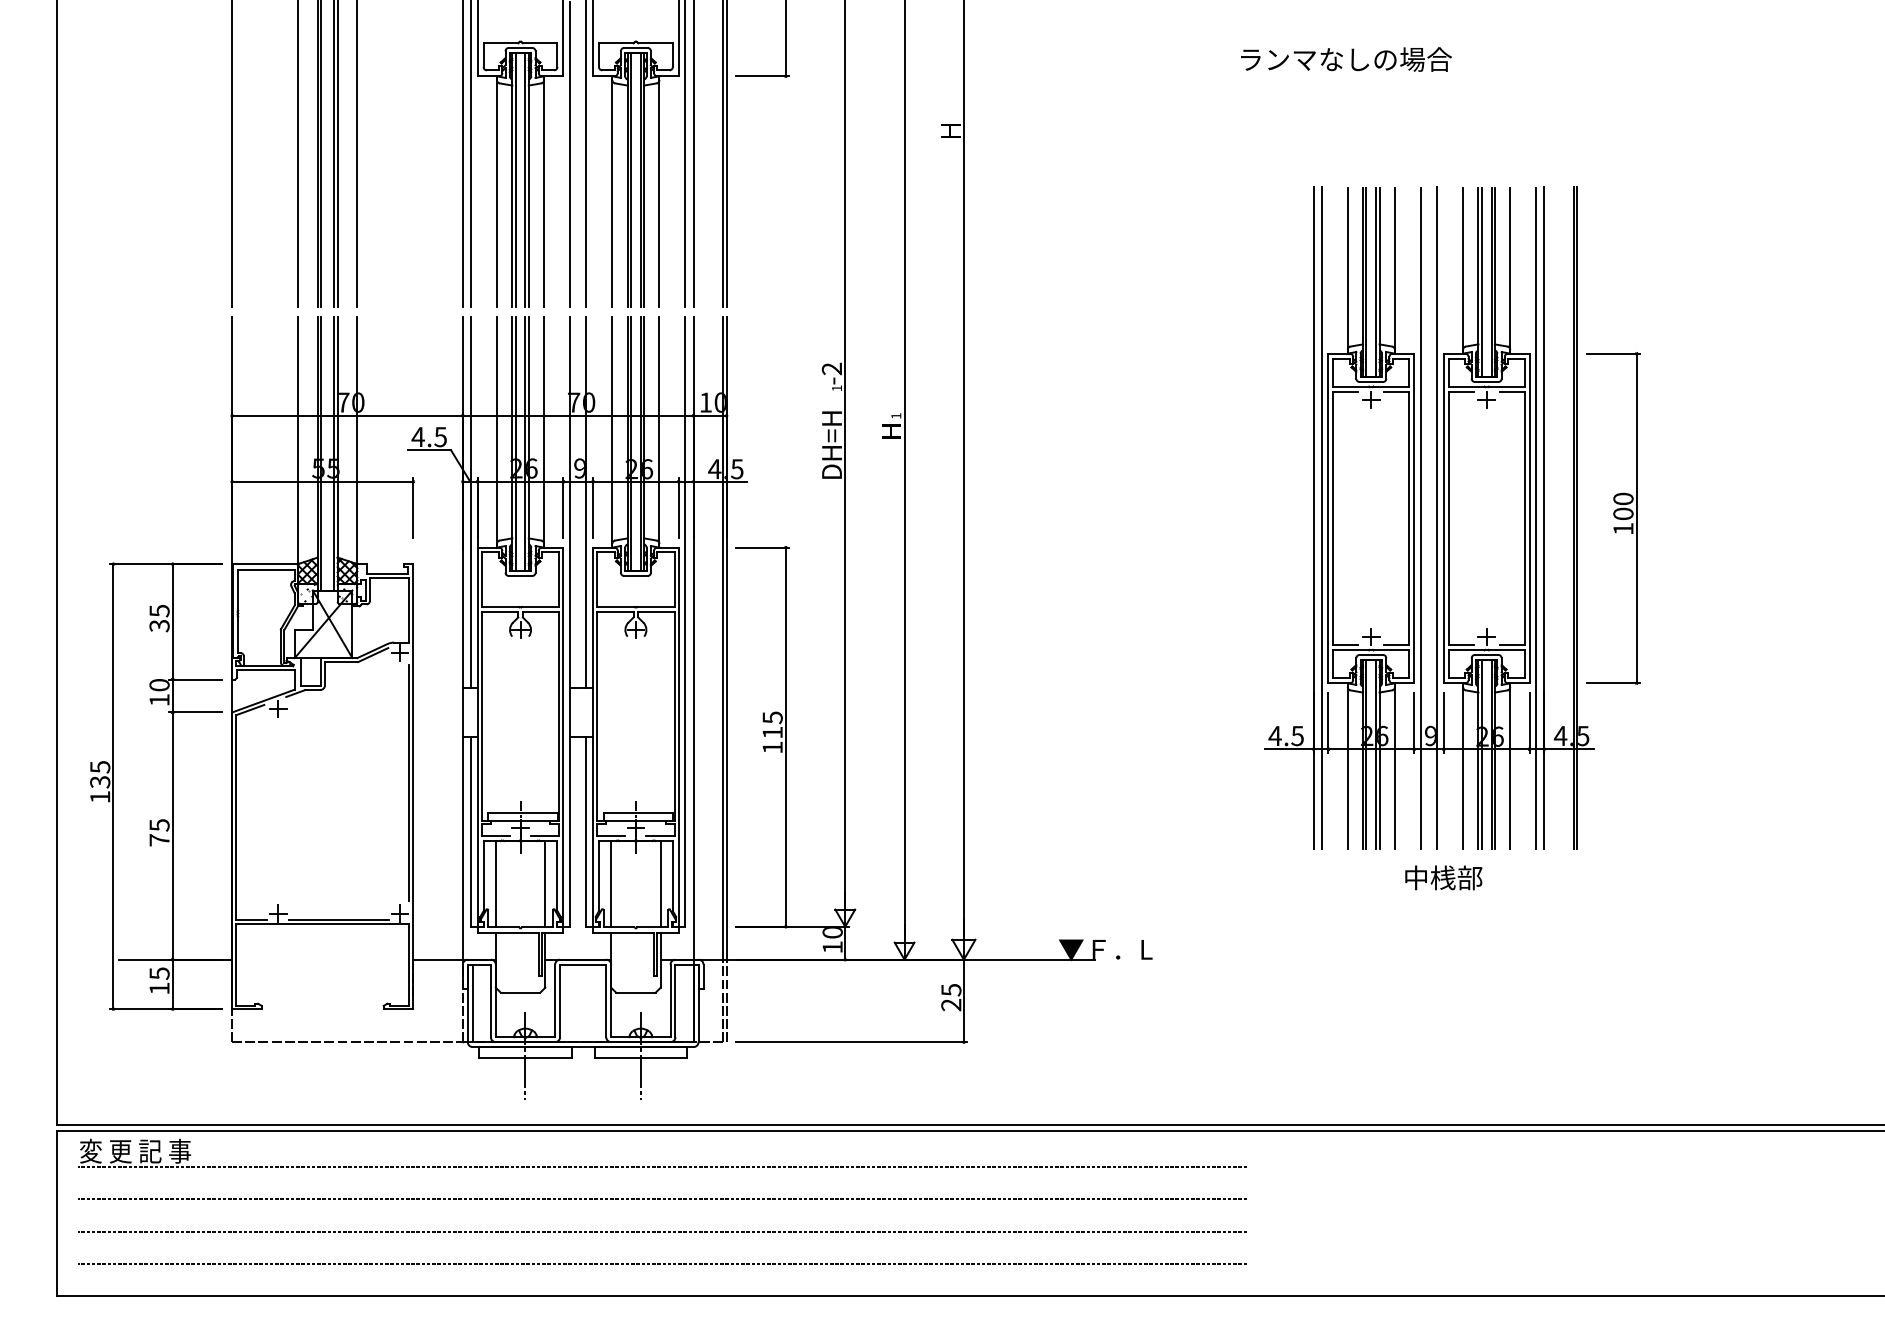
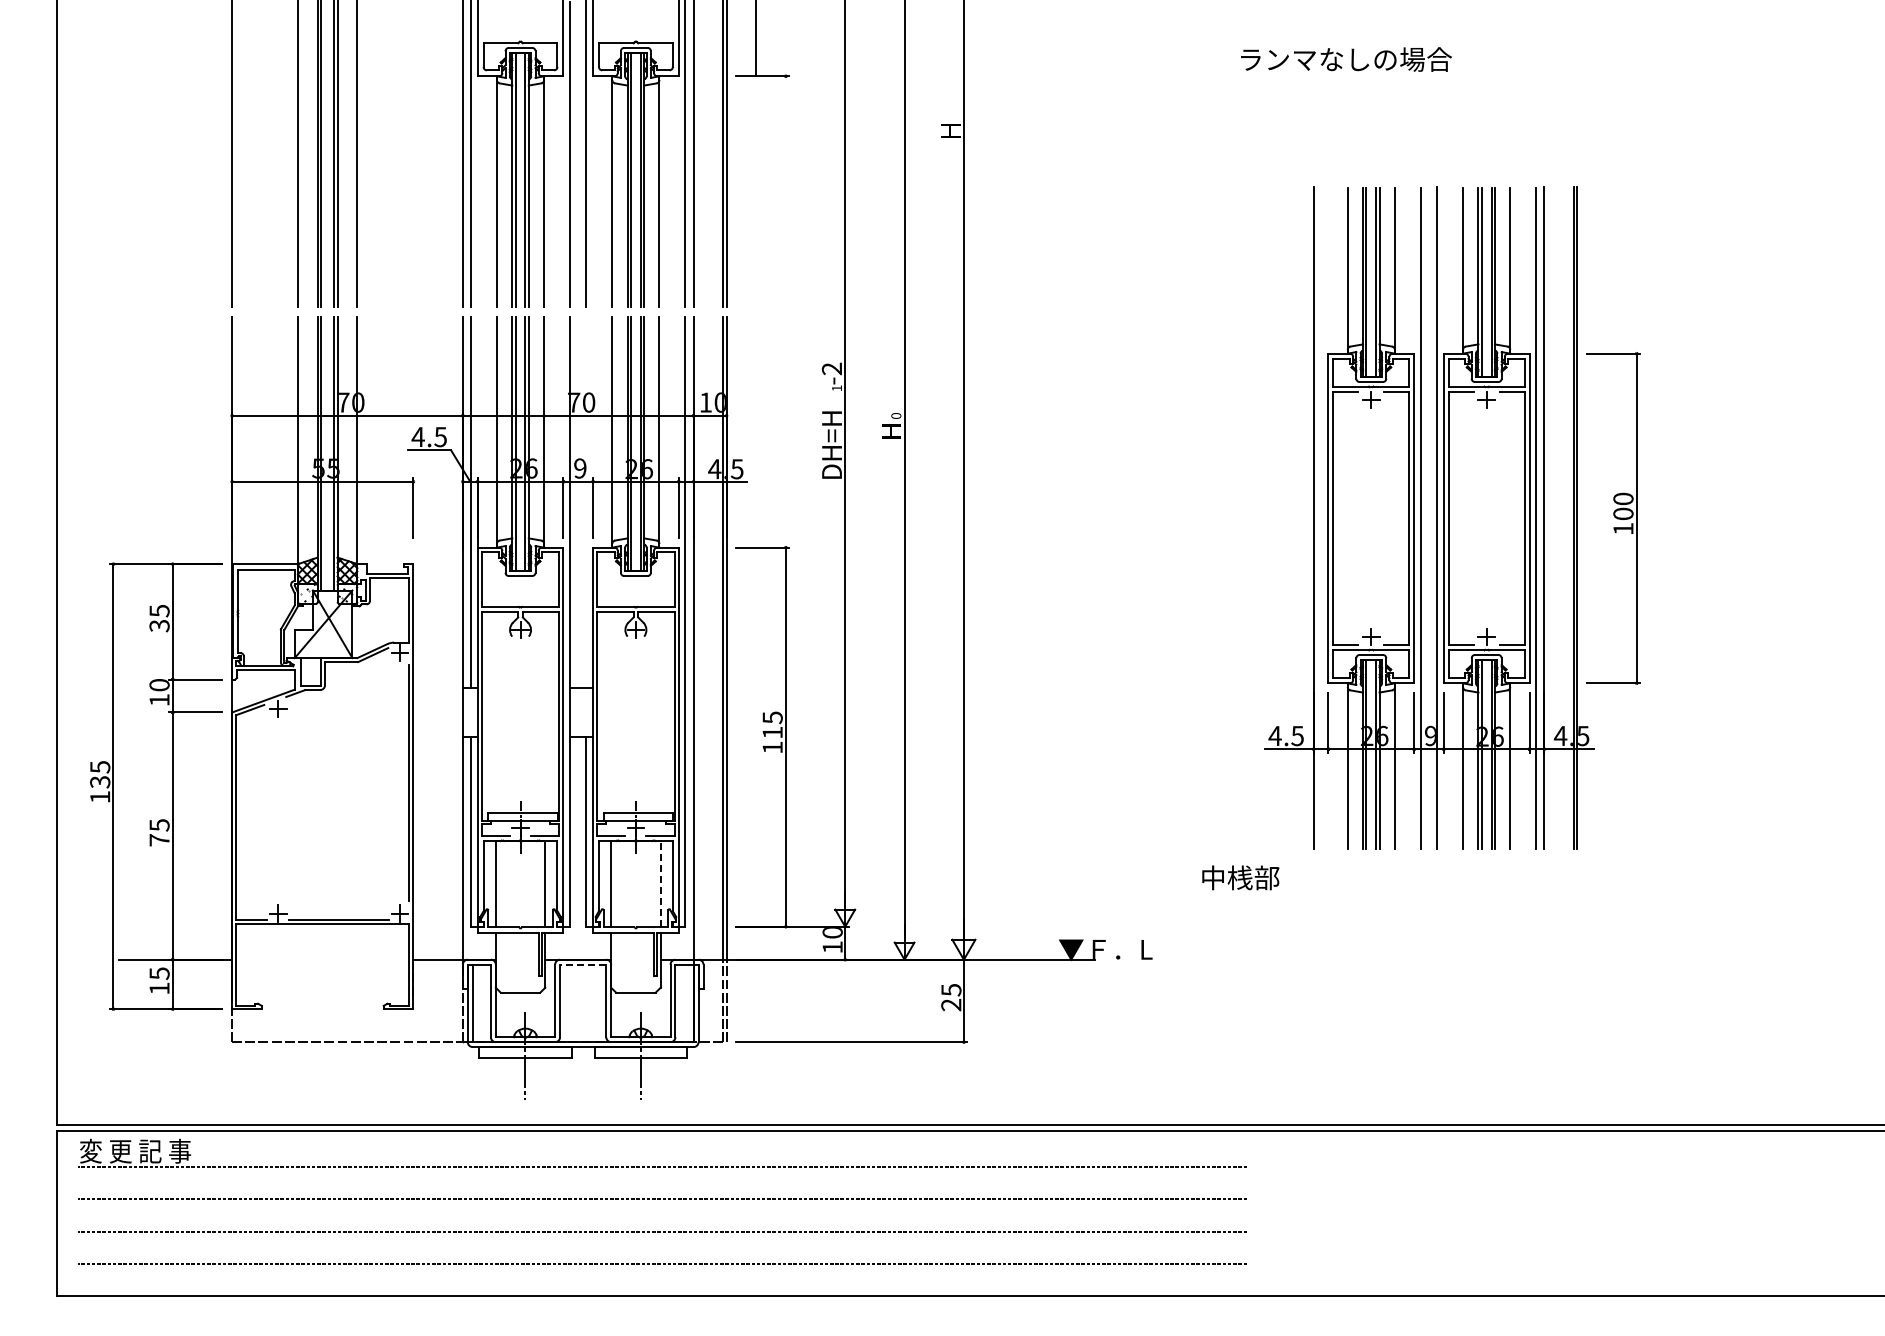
line position: (785, 39) -> (755, 39) (755, 39)
text: 1 -> 0 (896, 415)
line: present -> none (586, 501)
line: present -> none (1321, 518)
text position: (1443, 877) -> (1240, 877) (1240, 877)
line: solid -> dashed (660, 883)
line: solid -> dashed (582, 964)
